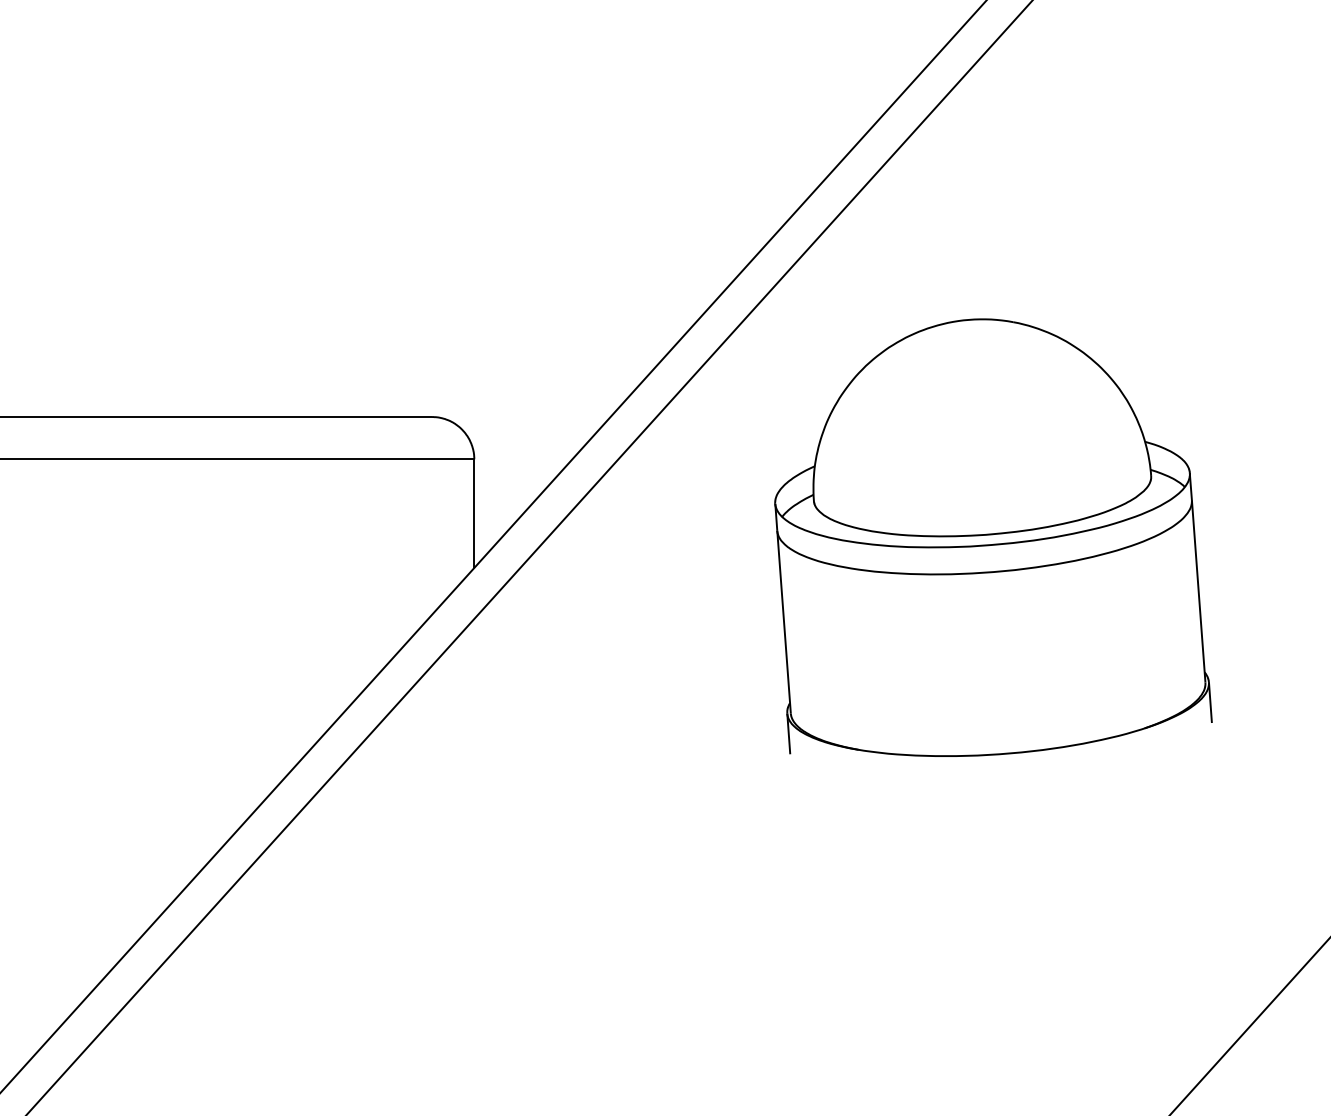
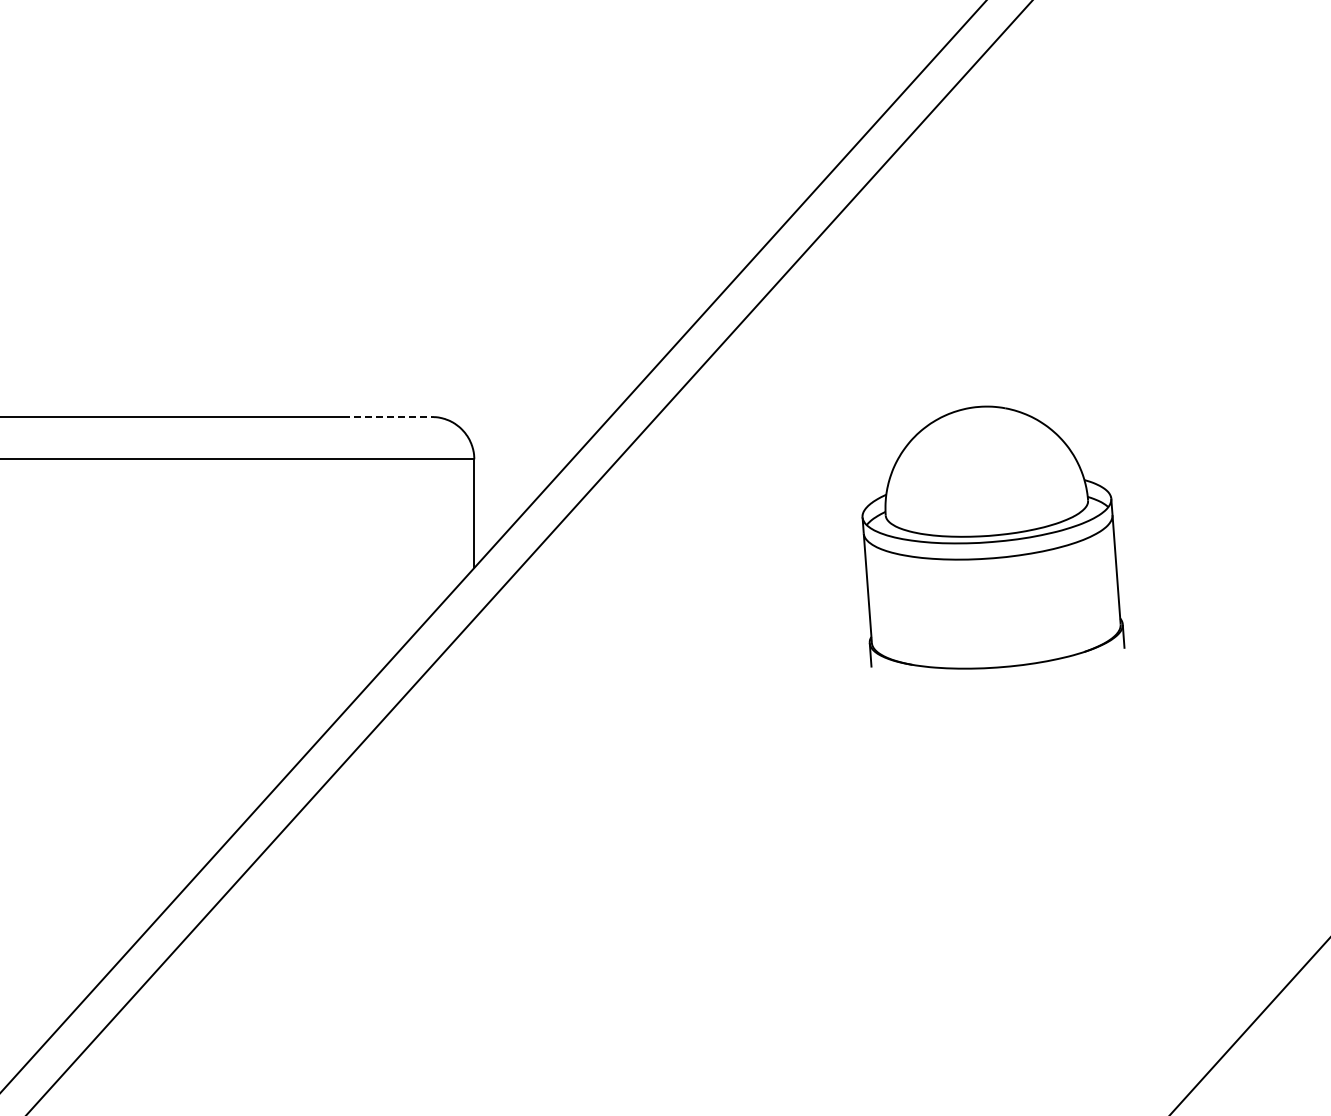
line: solid -> dashed (388, 417)
part size: 439x439 px -> 265x265 px (993, 537)
